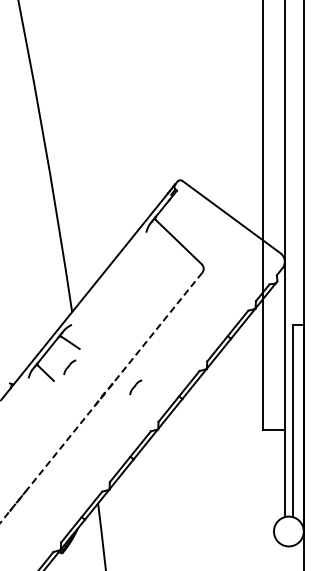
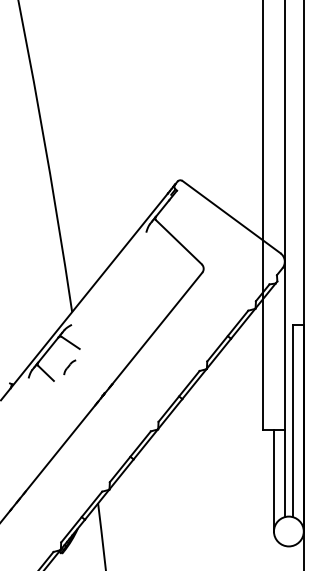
part: present -> none (135, 387)
line: dashed -> solid (101, 397)
line: none -> present (273, 480)
